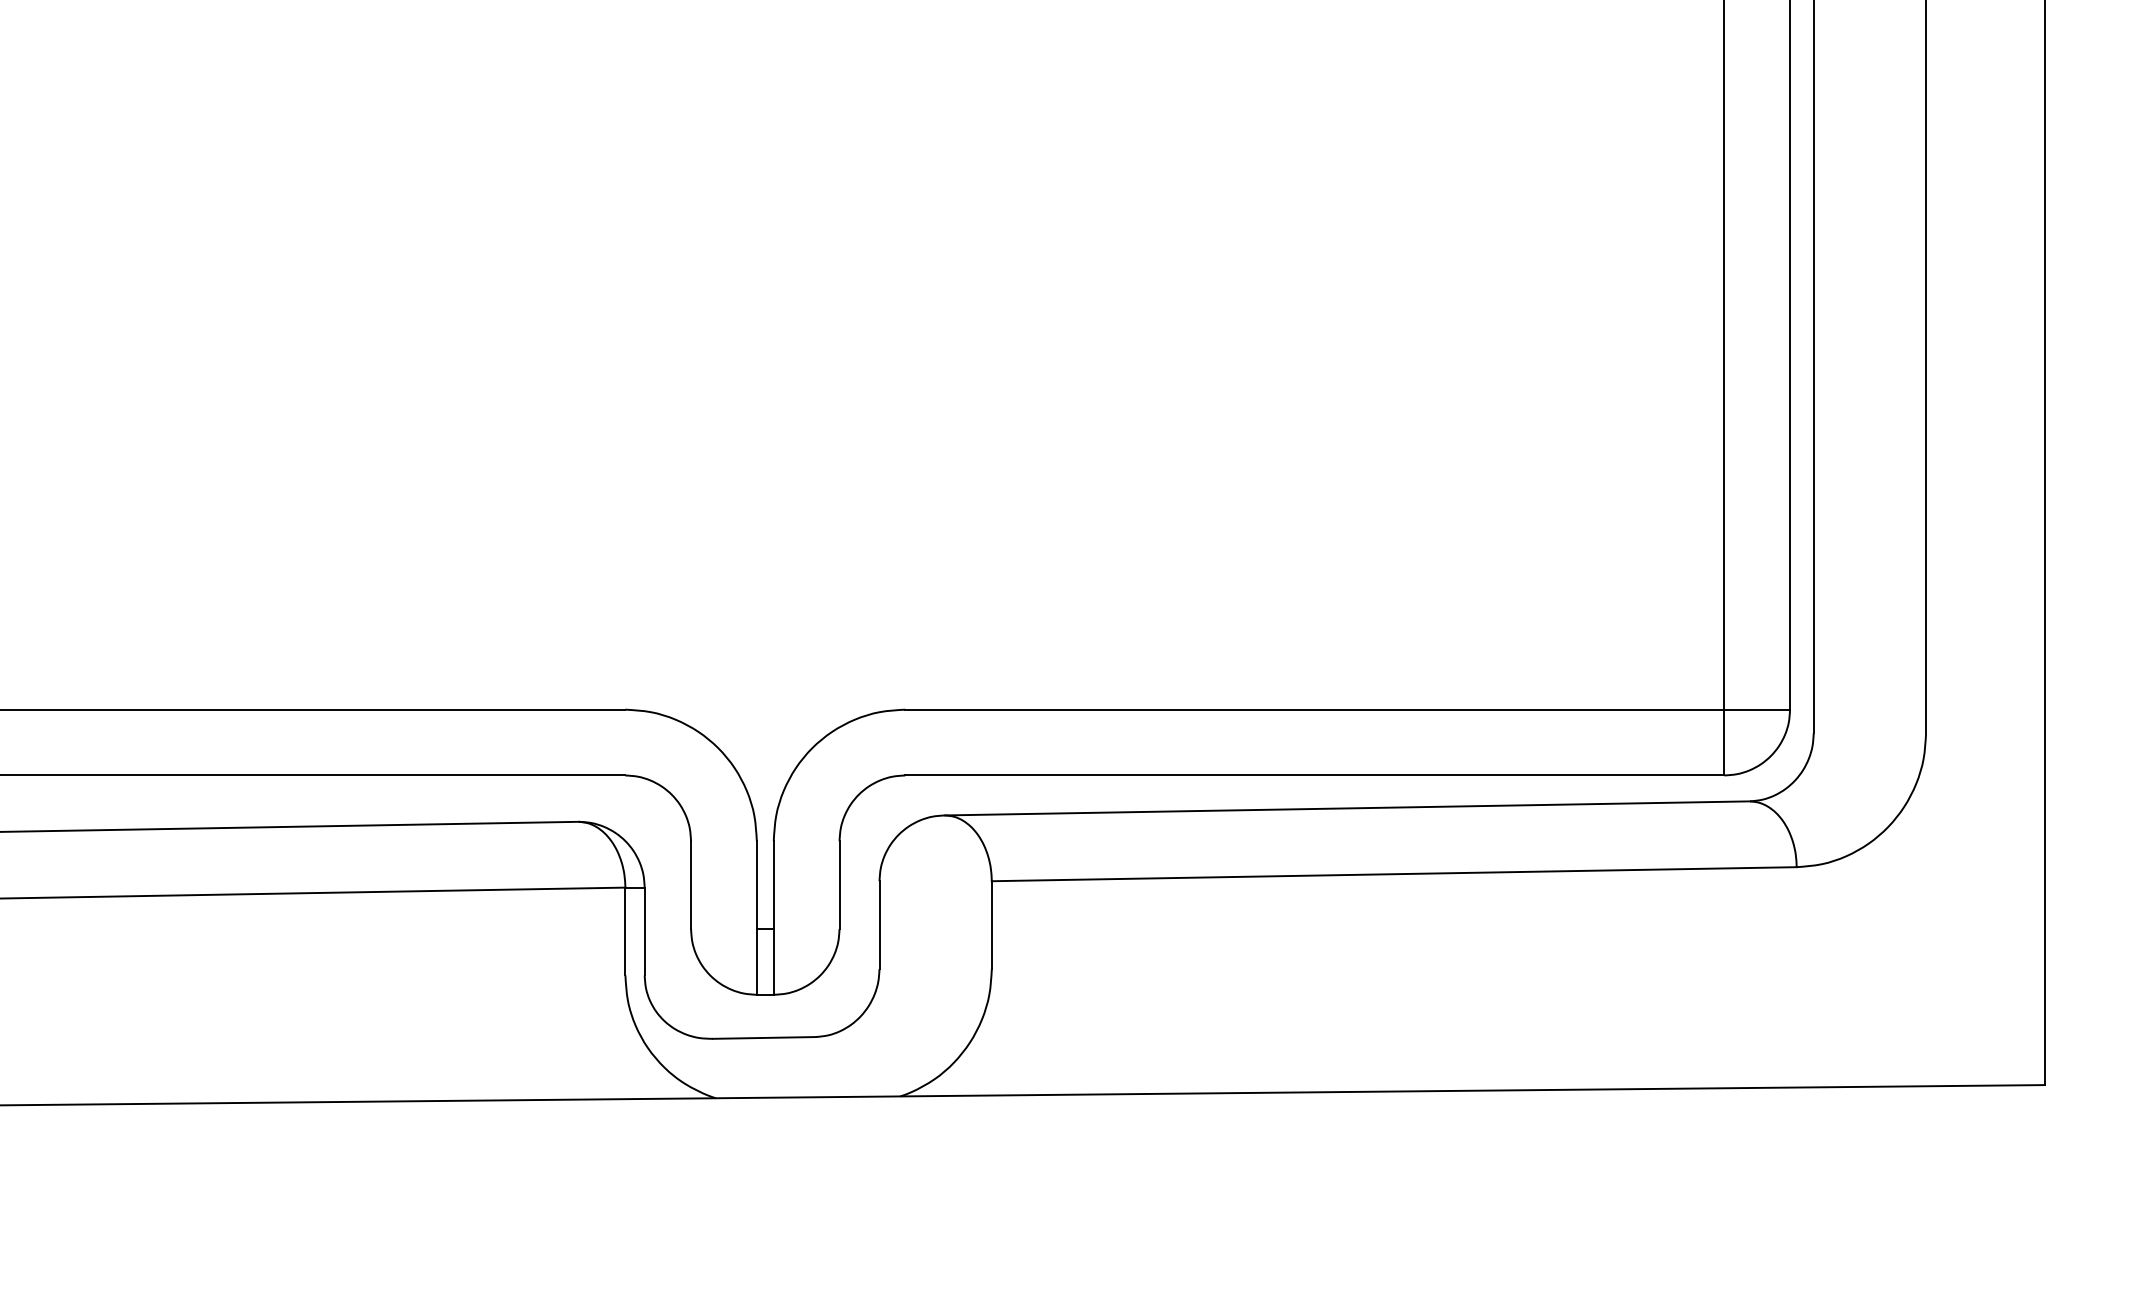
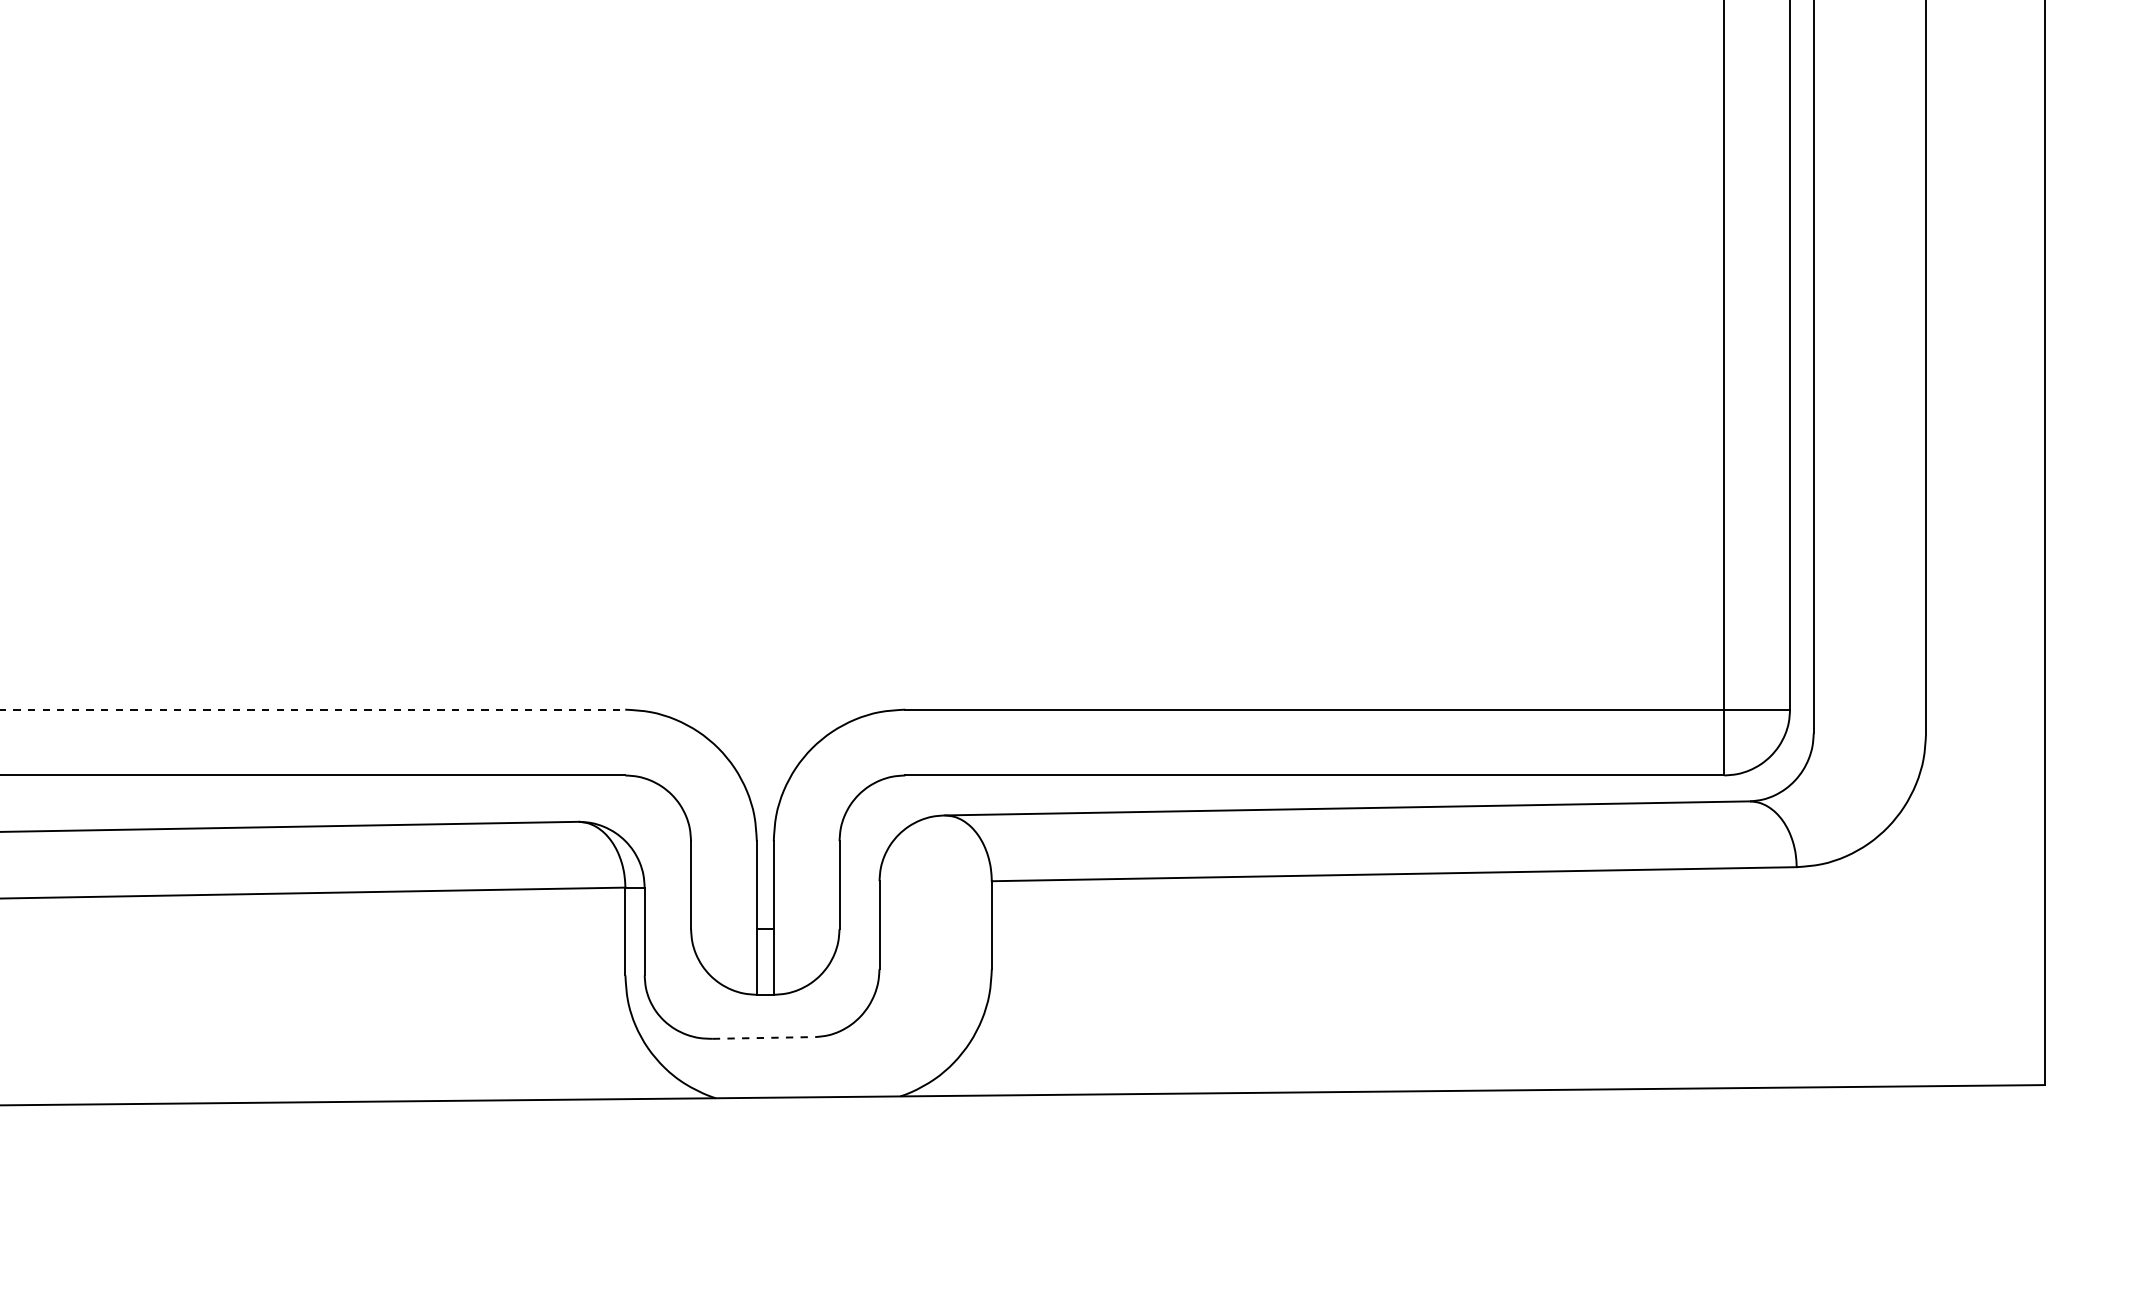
line: solid -> dashed (313, 709)
line: solid -> dashed (764, 1037)
